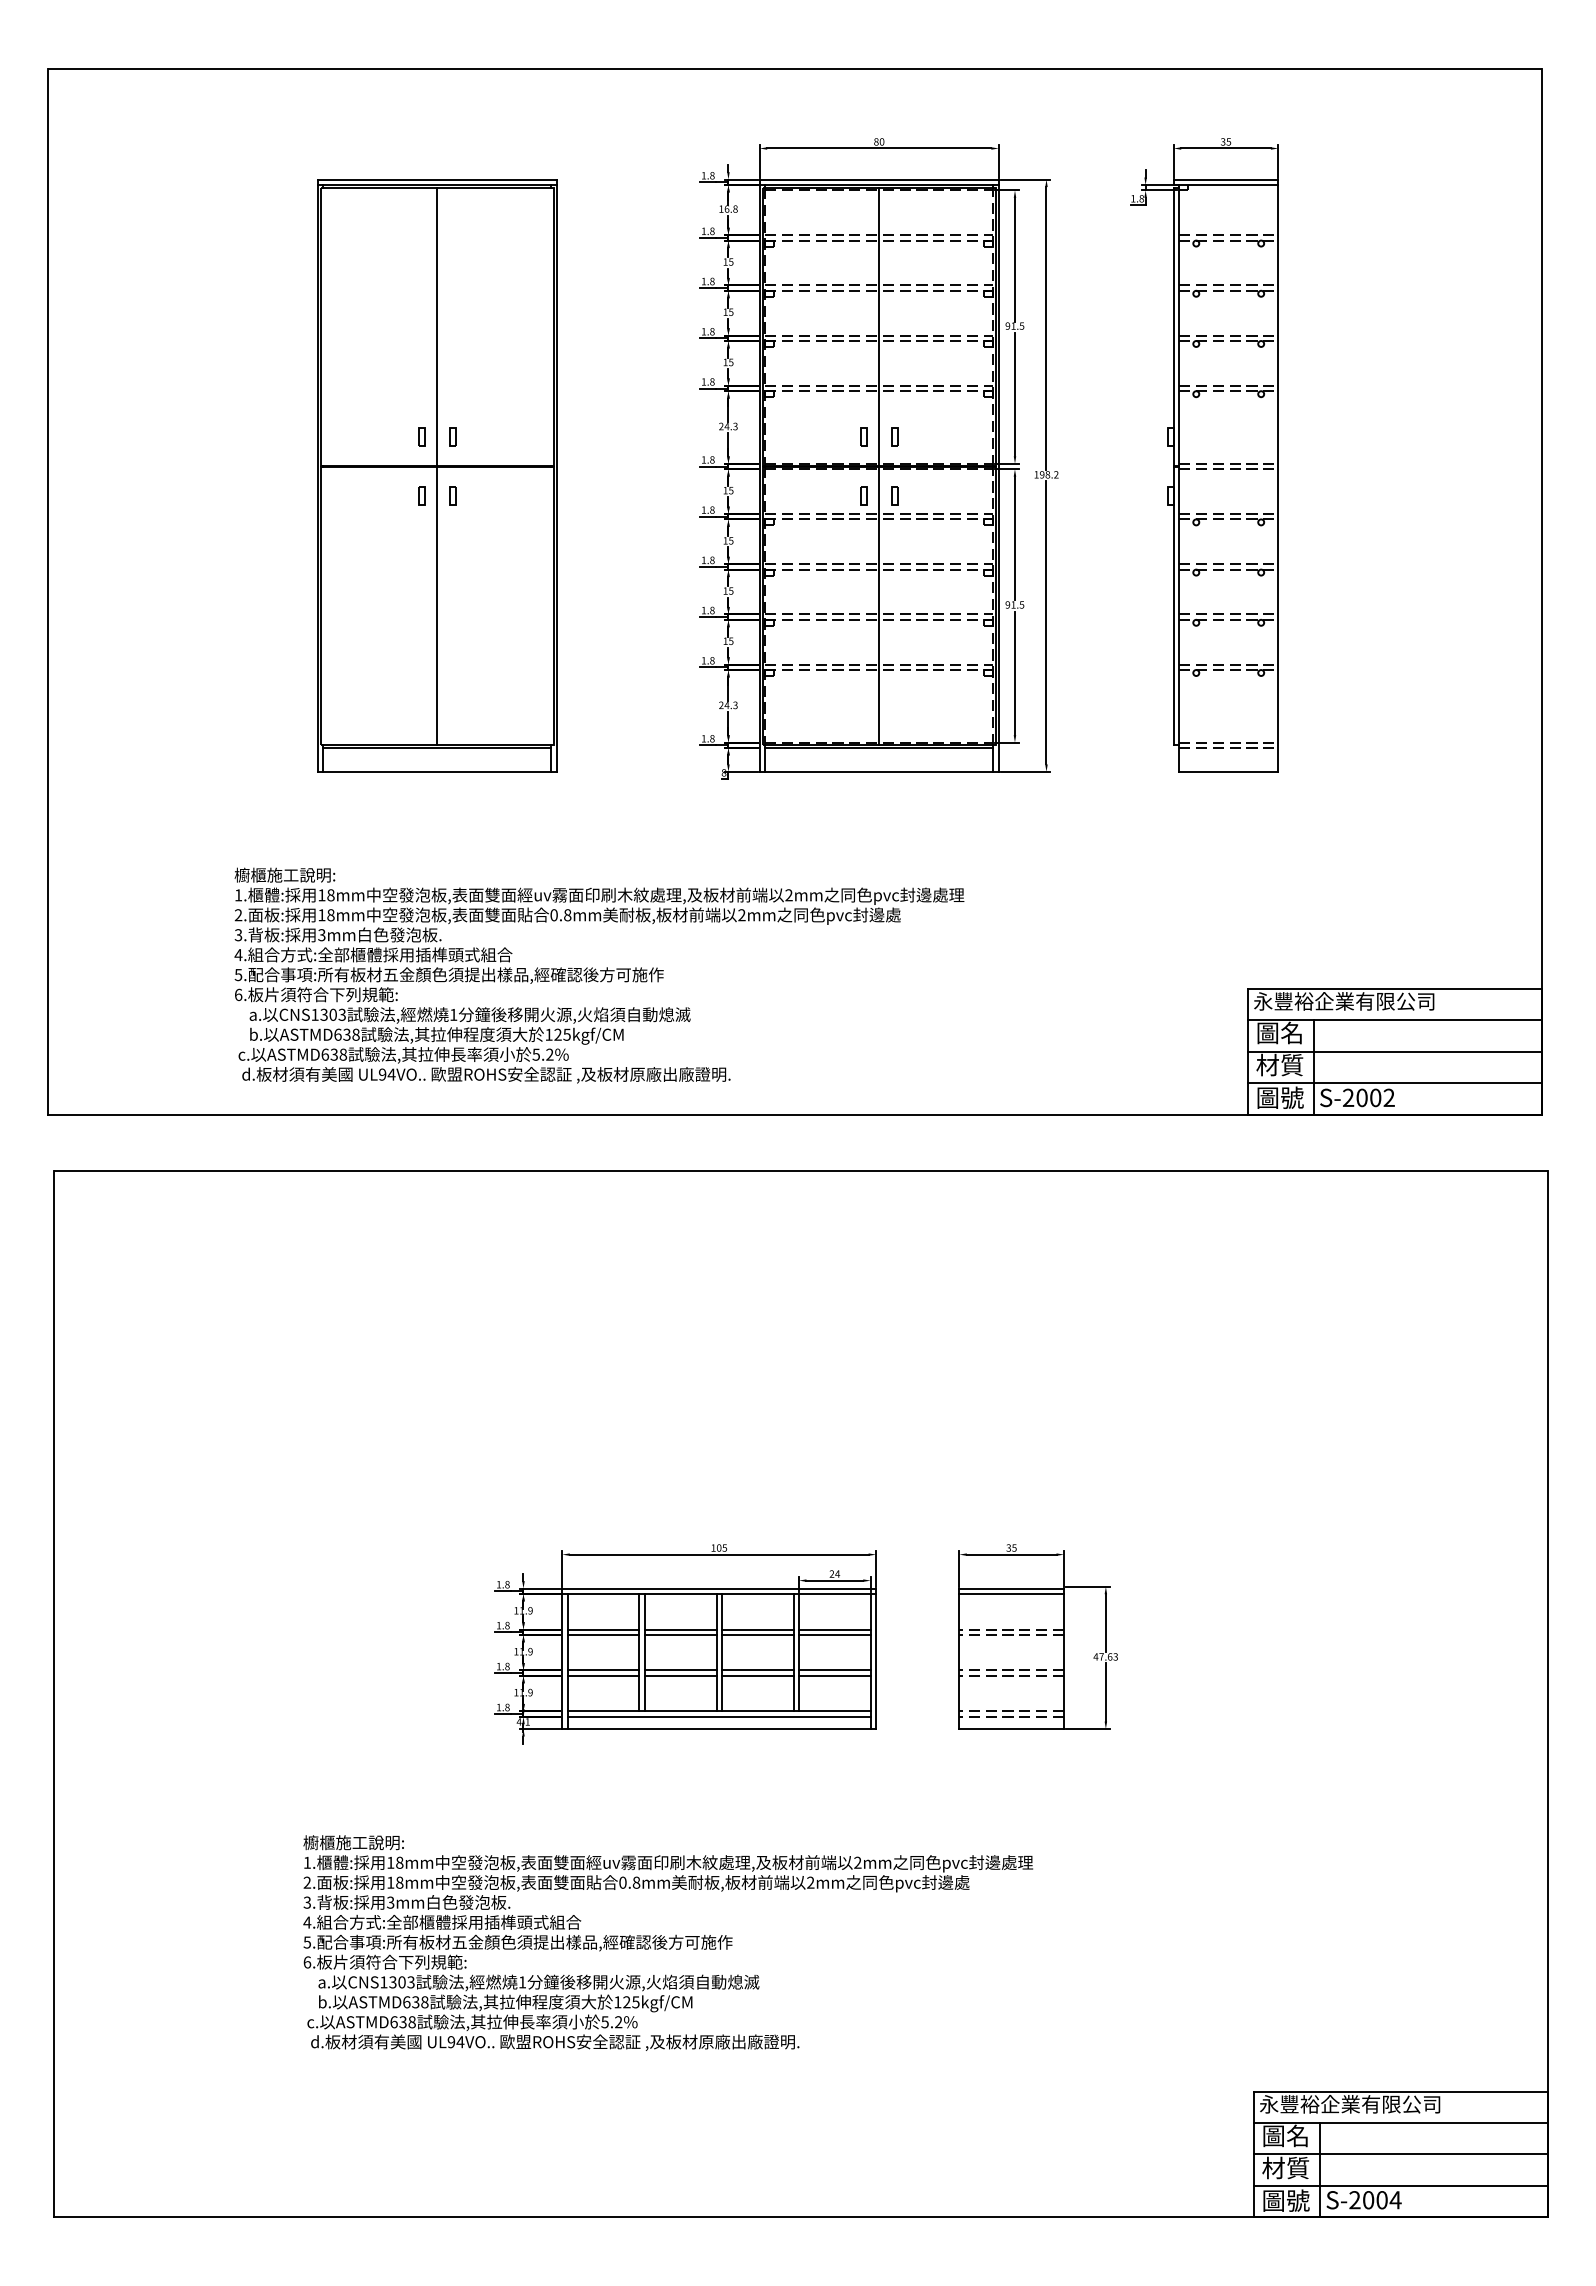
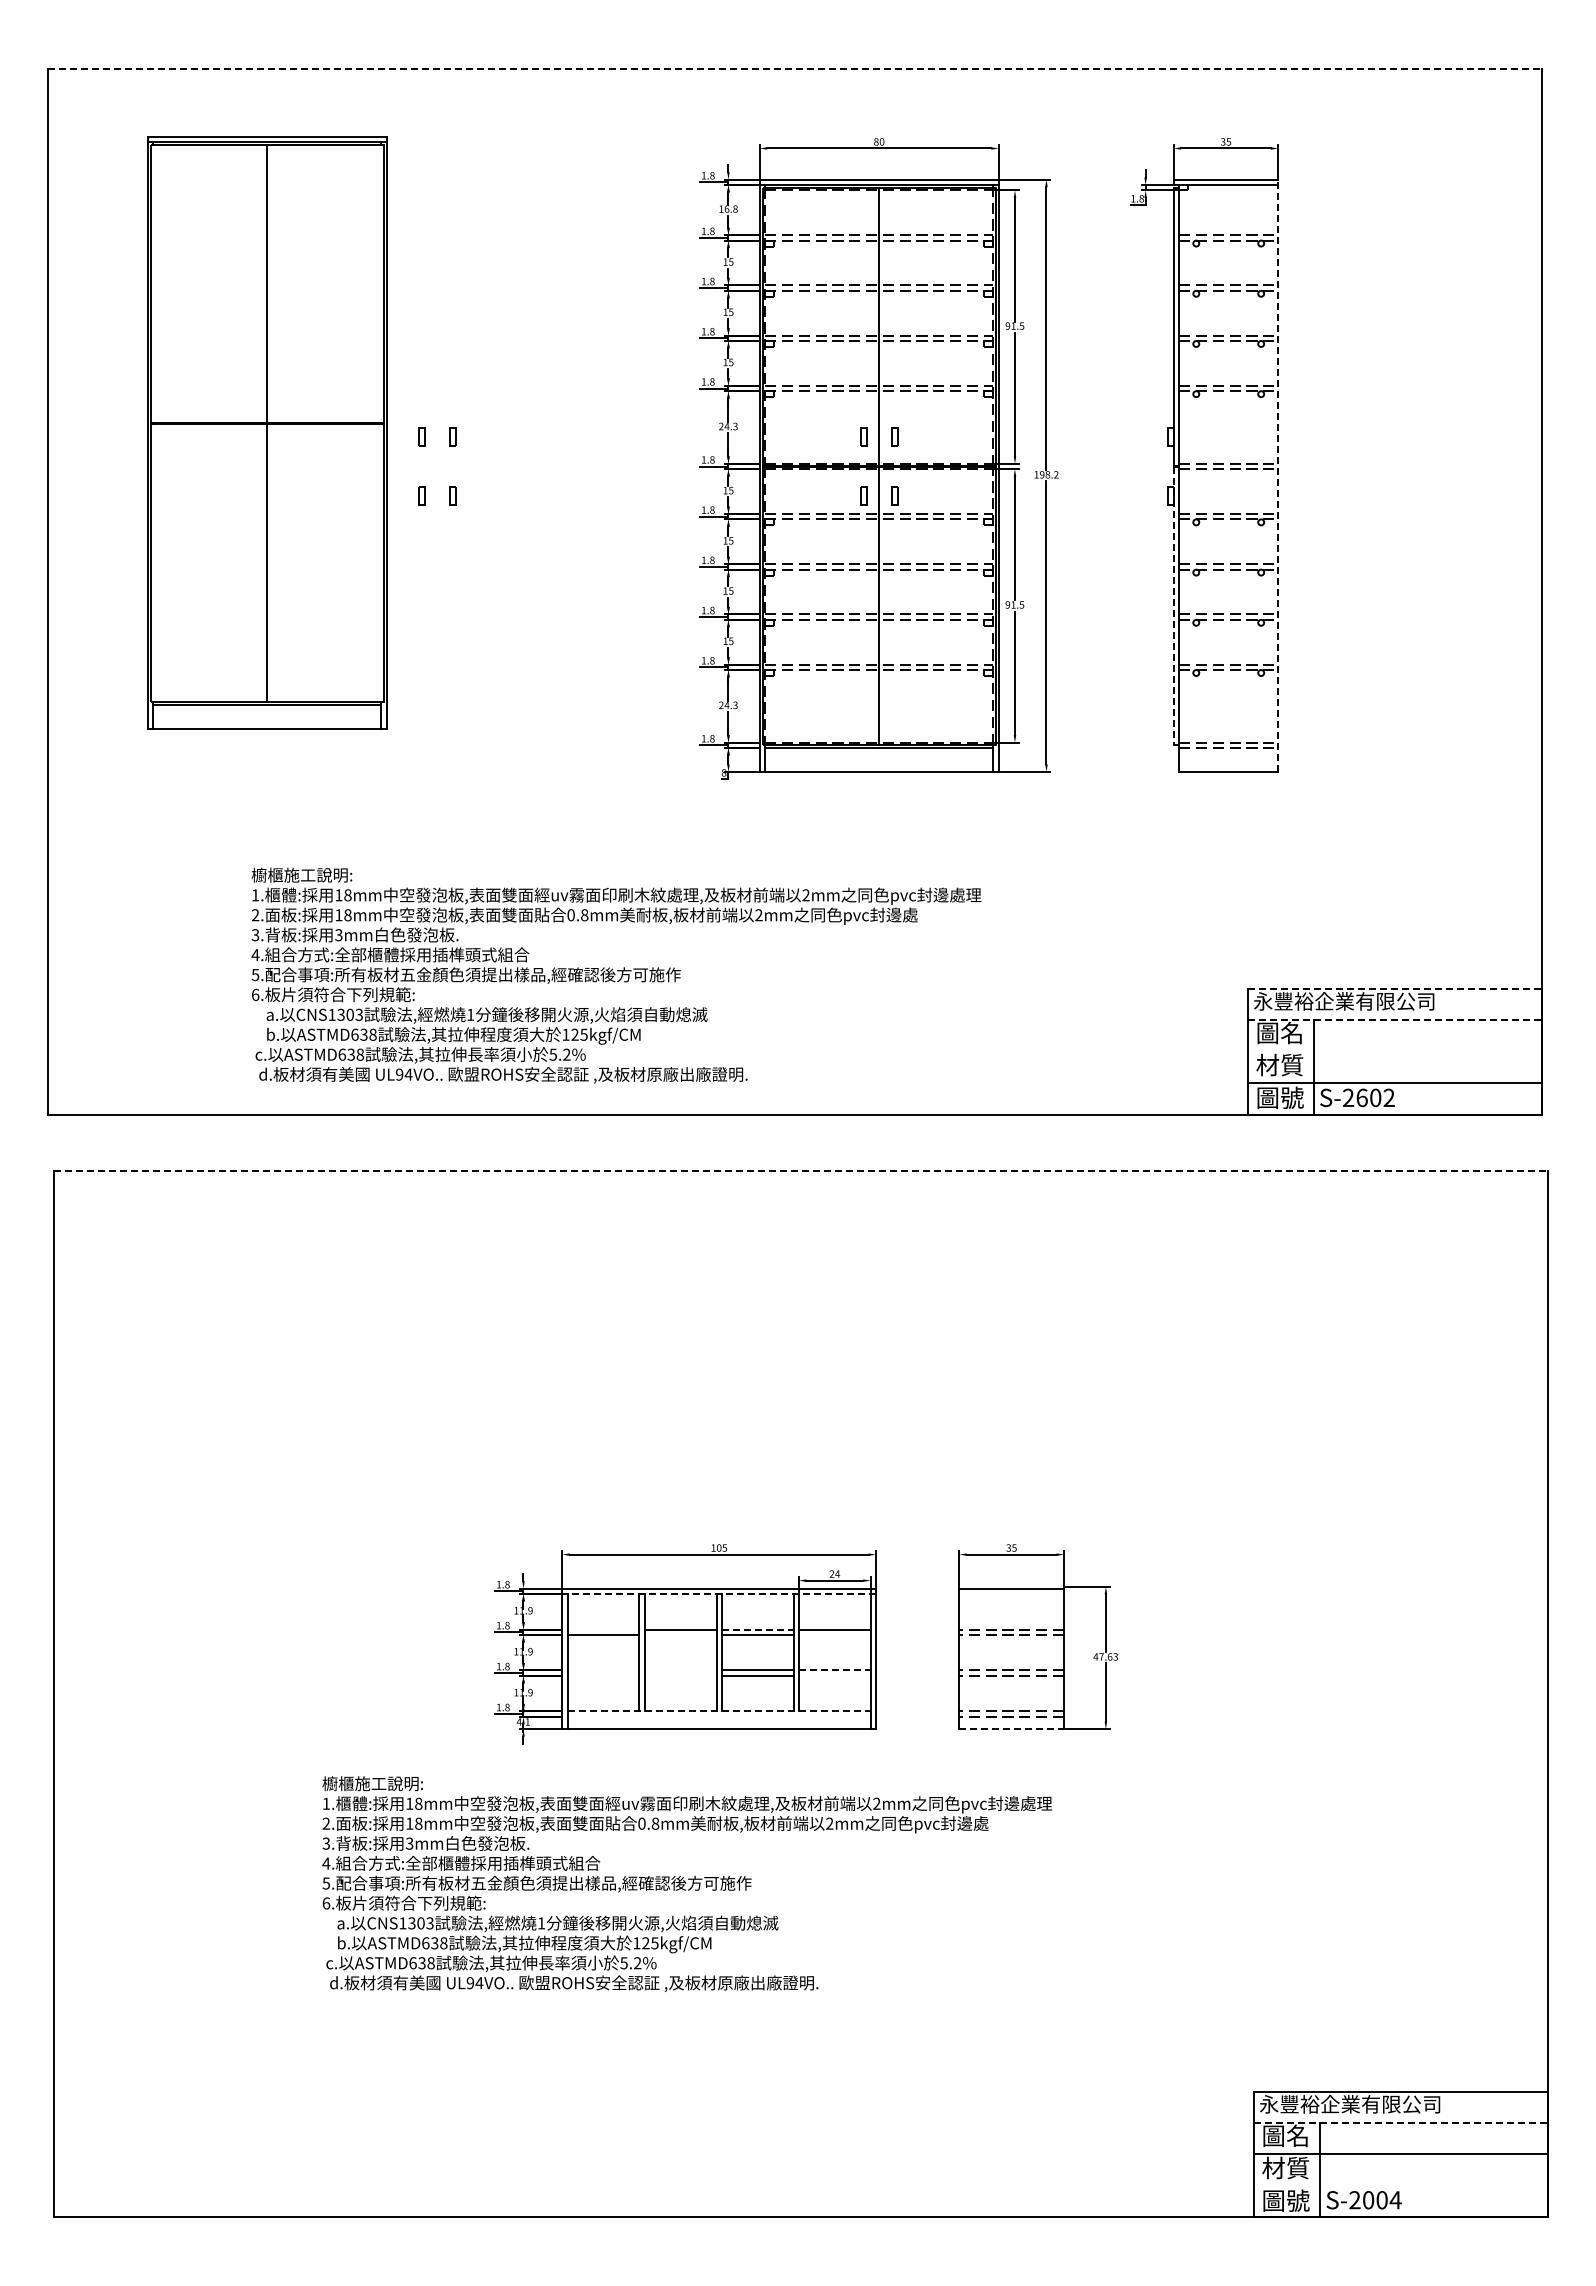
line: solid -> dashed (795, 68)
part position: (437, 475) -> (267, 432) (267, 432)
line: solid -> dashed (1278, 475)
line: solid -> dashed (1173, 605)
text position: (599, 975) -> (616, 975) (616, 975)
line: solid -> dashed (1395, 988)
line: solid -> dashed (1395, 1020)
line: present -> none (1395, 1051)
text: S-2002 -> S-2602 (1361, 1097)
line: solid -> dashed (801, 1171)
line: solid -> dashed (719, 1593)
line: present -> none (1011, 1593)
line: present -> none (603, 1629)
line: solid -> dashed (757, 1629)
line: present -> none (680, 1634)
line: present -> none (834, 1634)
line: present -> none (603, 1670)
line: present -> none (680, 1670)
line: solid -> dashed (834, 1670)
line: present -> none (603, 1675)
line: present -> none (680, 1675)
line: present -> none (834, 1675)
line: solid -> dashed (719, 1711)
line: present -> none (718, 1716)
line: solid -> dashed (1012, 1729)
text position: (668, 1942) -> (687, 1883) (687, 1883)
line: solid -> dashed (1401, 2123)
line: present -> none (1401, 2185)
